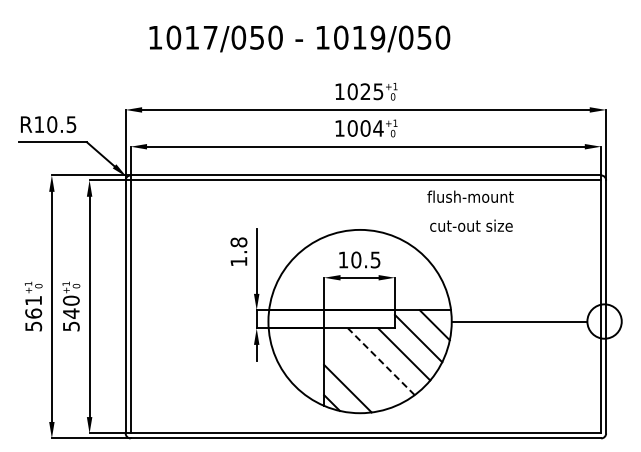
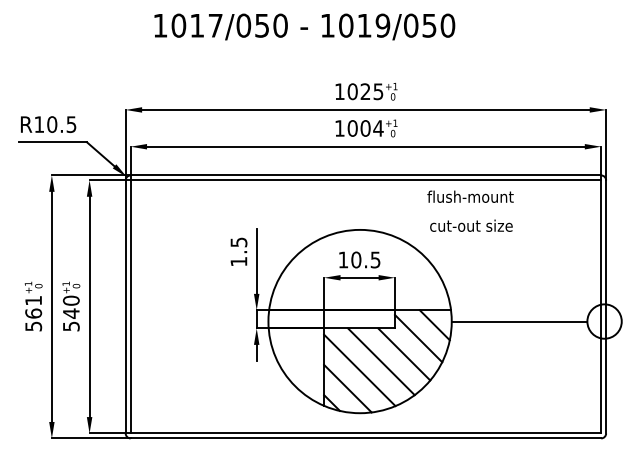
text position: (299, 38) -> (304, 26) (304, 26)
text: 1.8 -> 1.5 (238, 242)
line: dashed -> solid (381, 361)
line: none -> present (359, 370)
